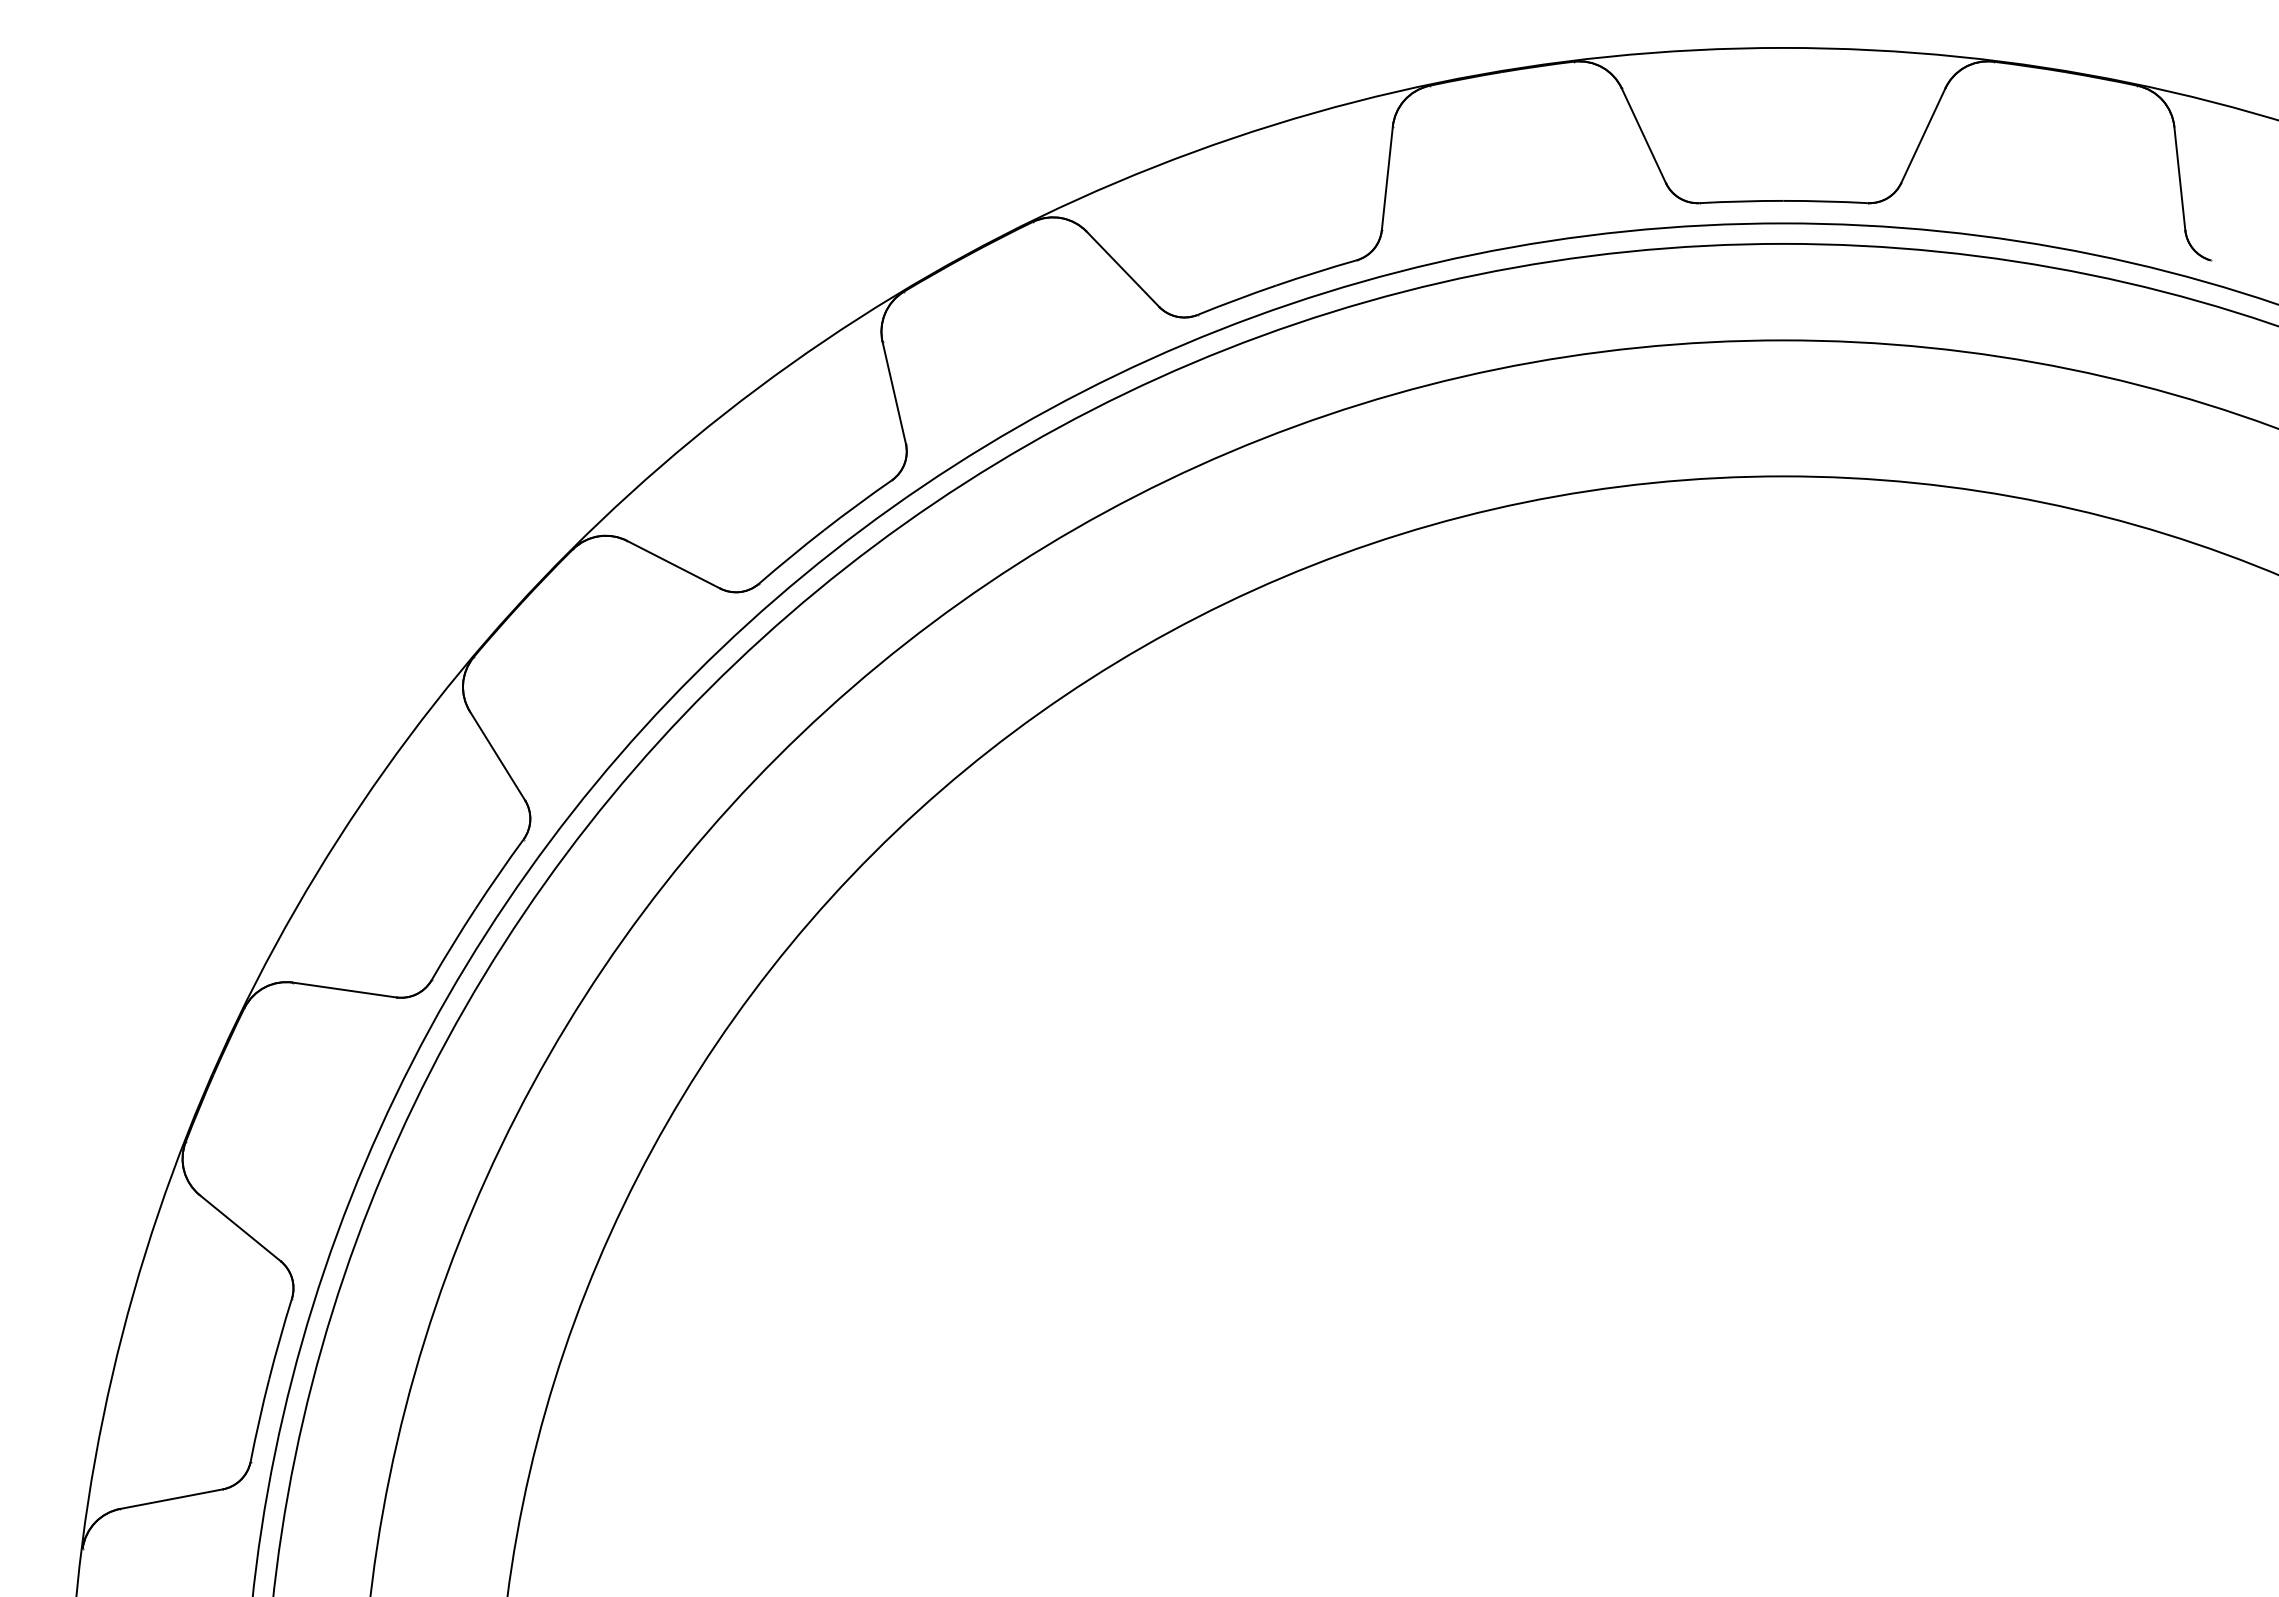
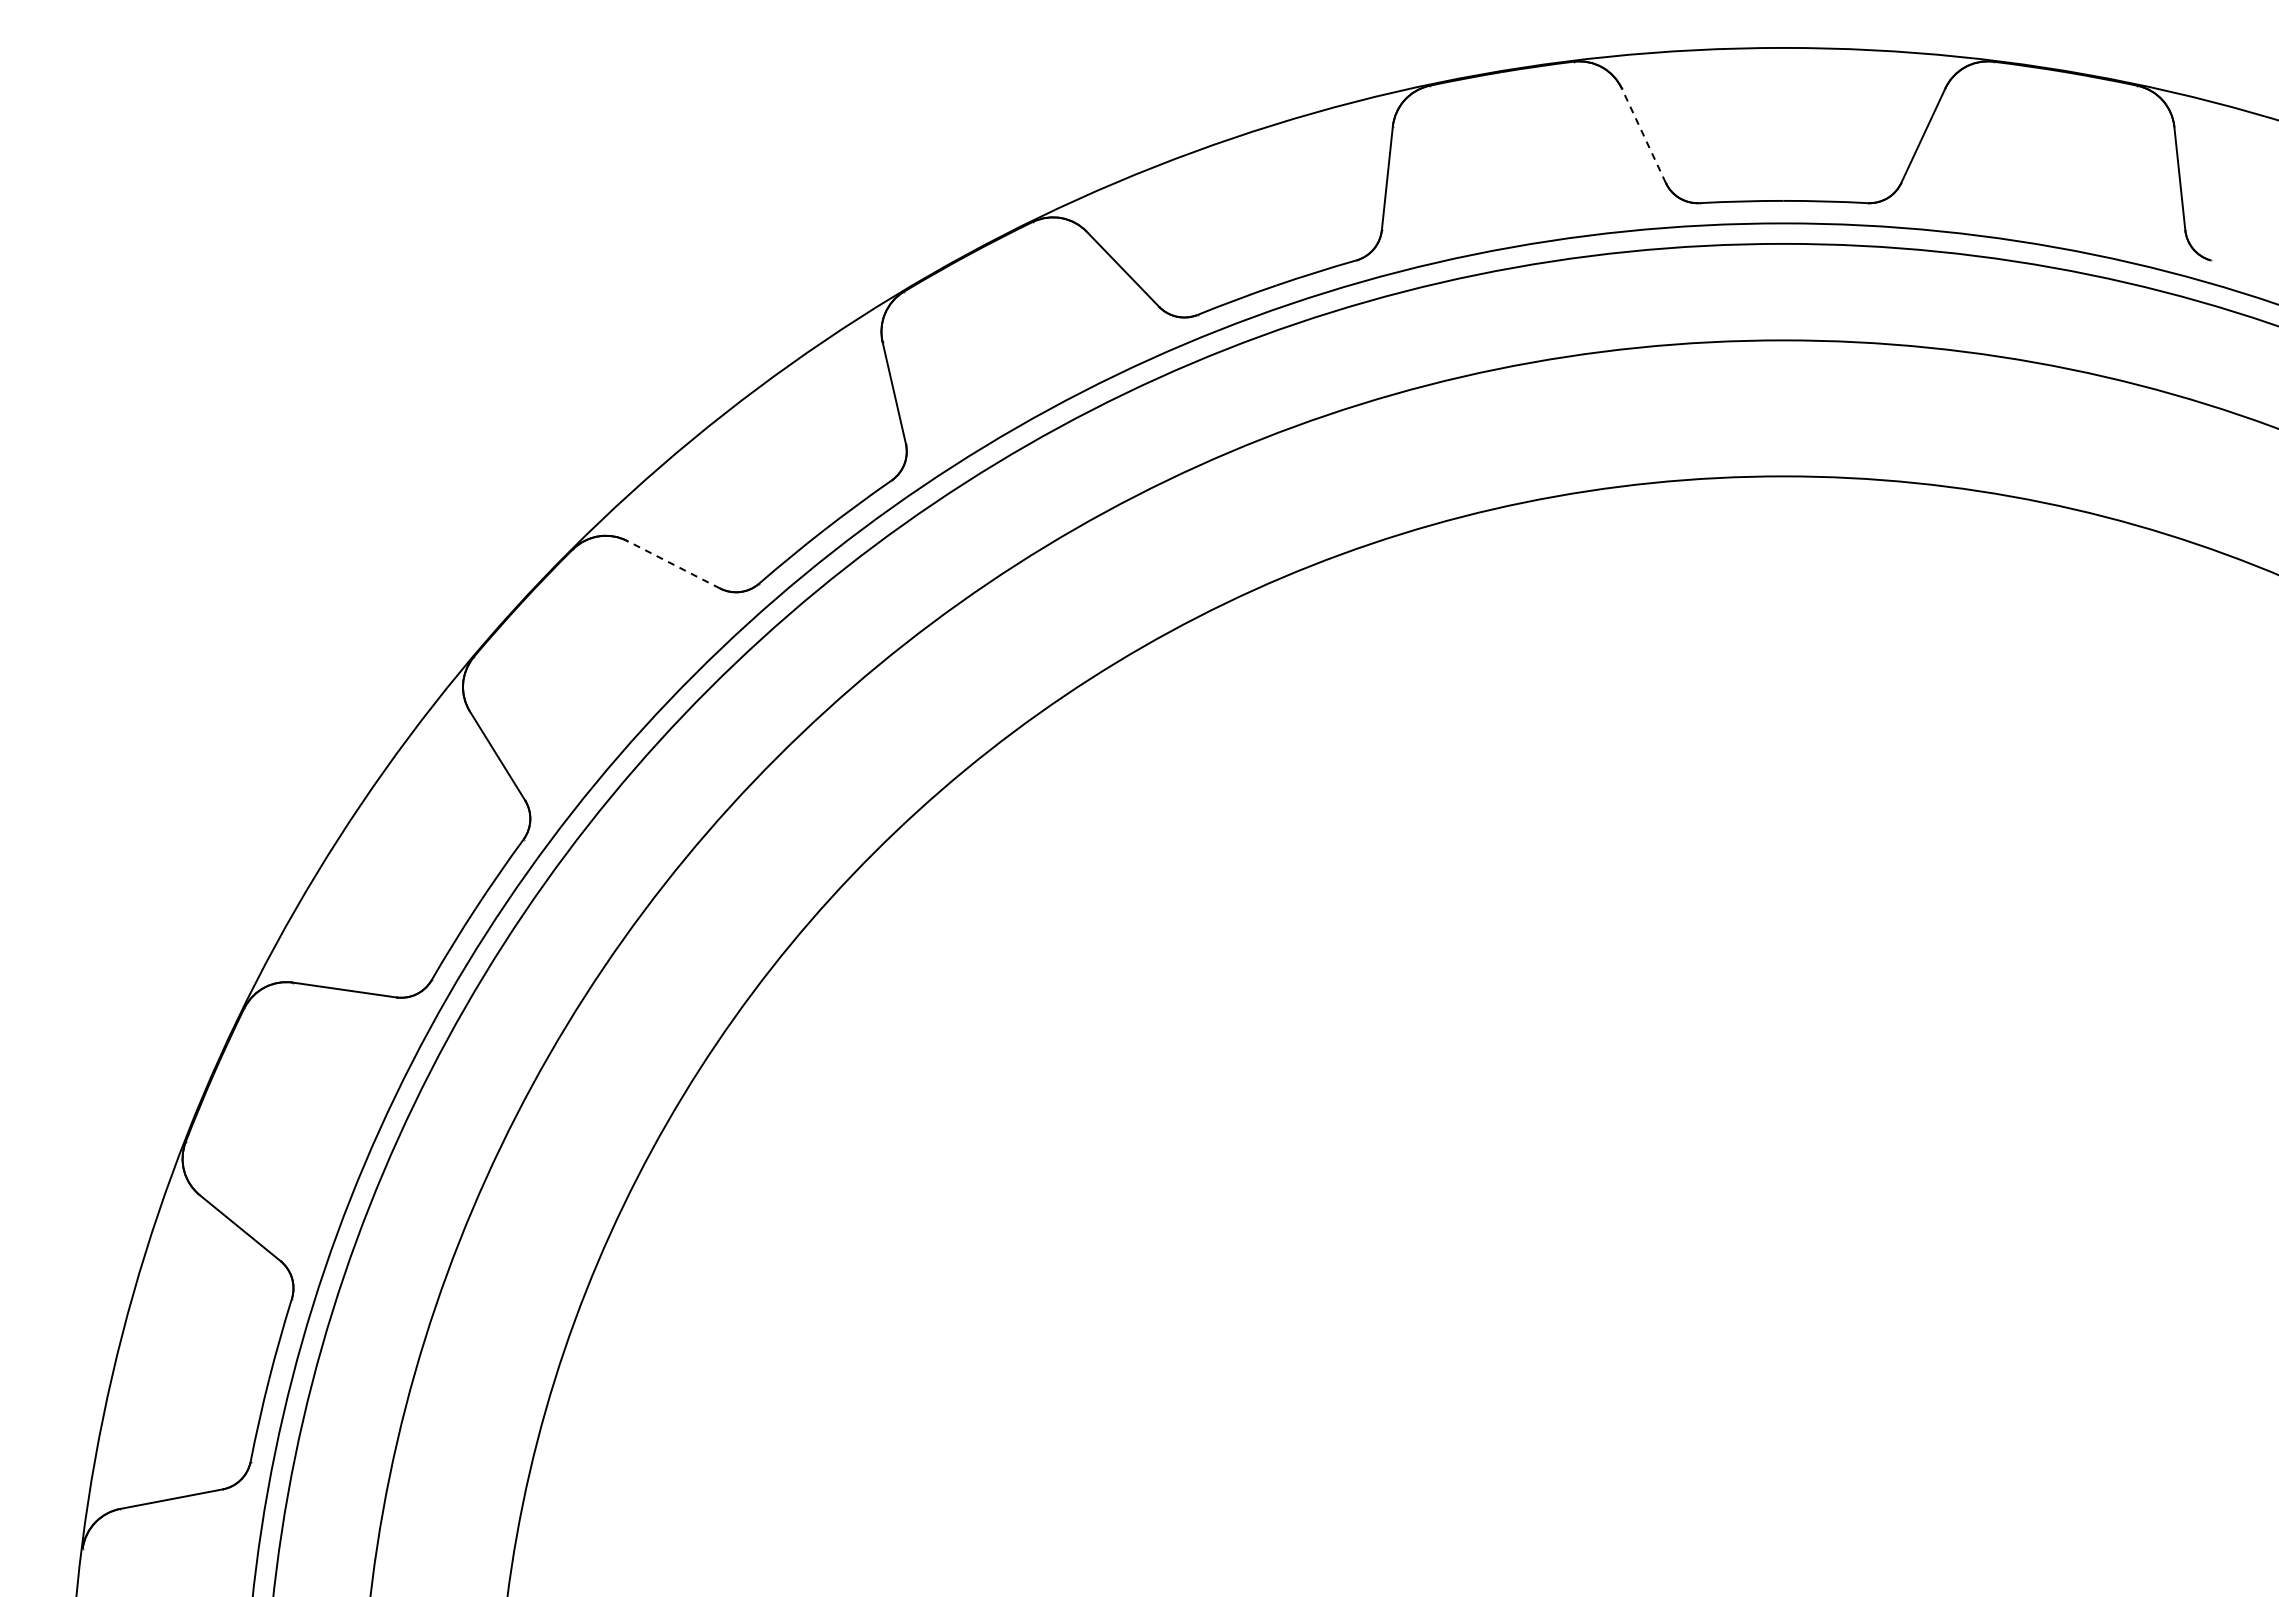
line: solid -> dashed (1643, 135)
line: solid -> dashed (673, 564)
